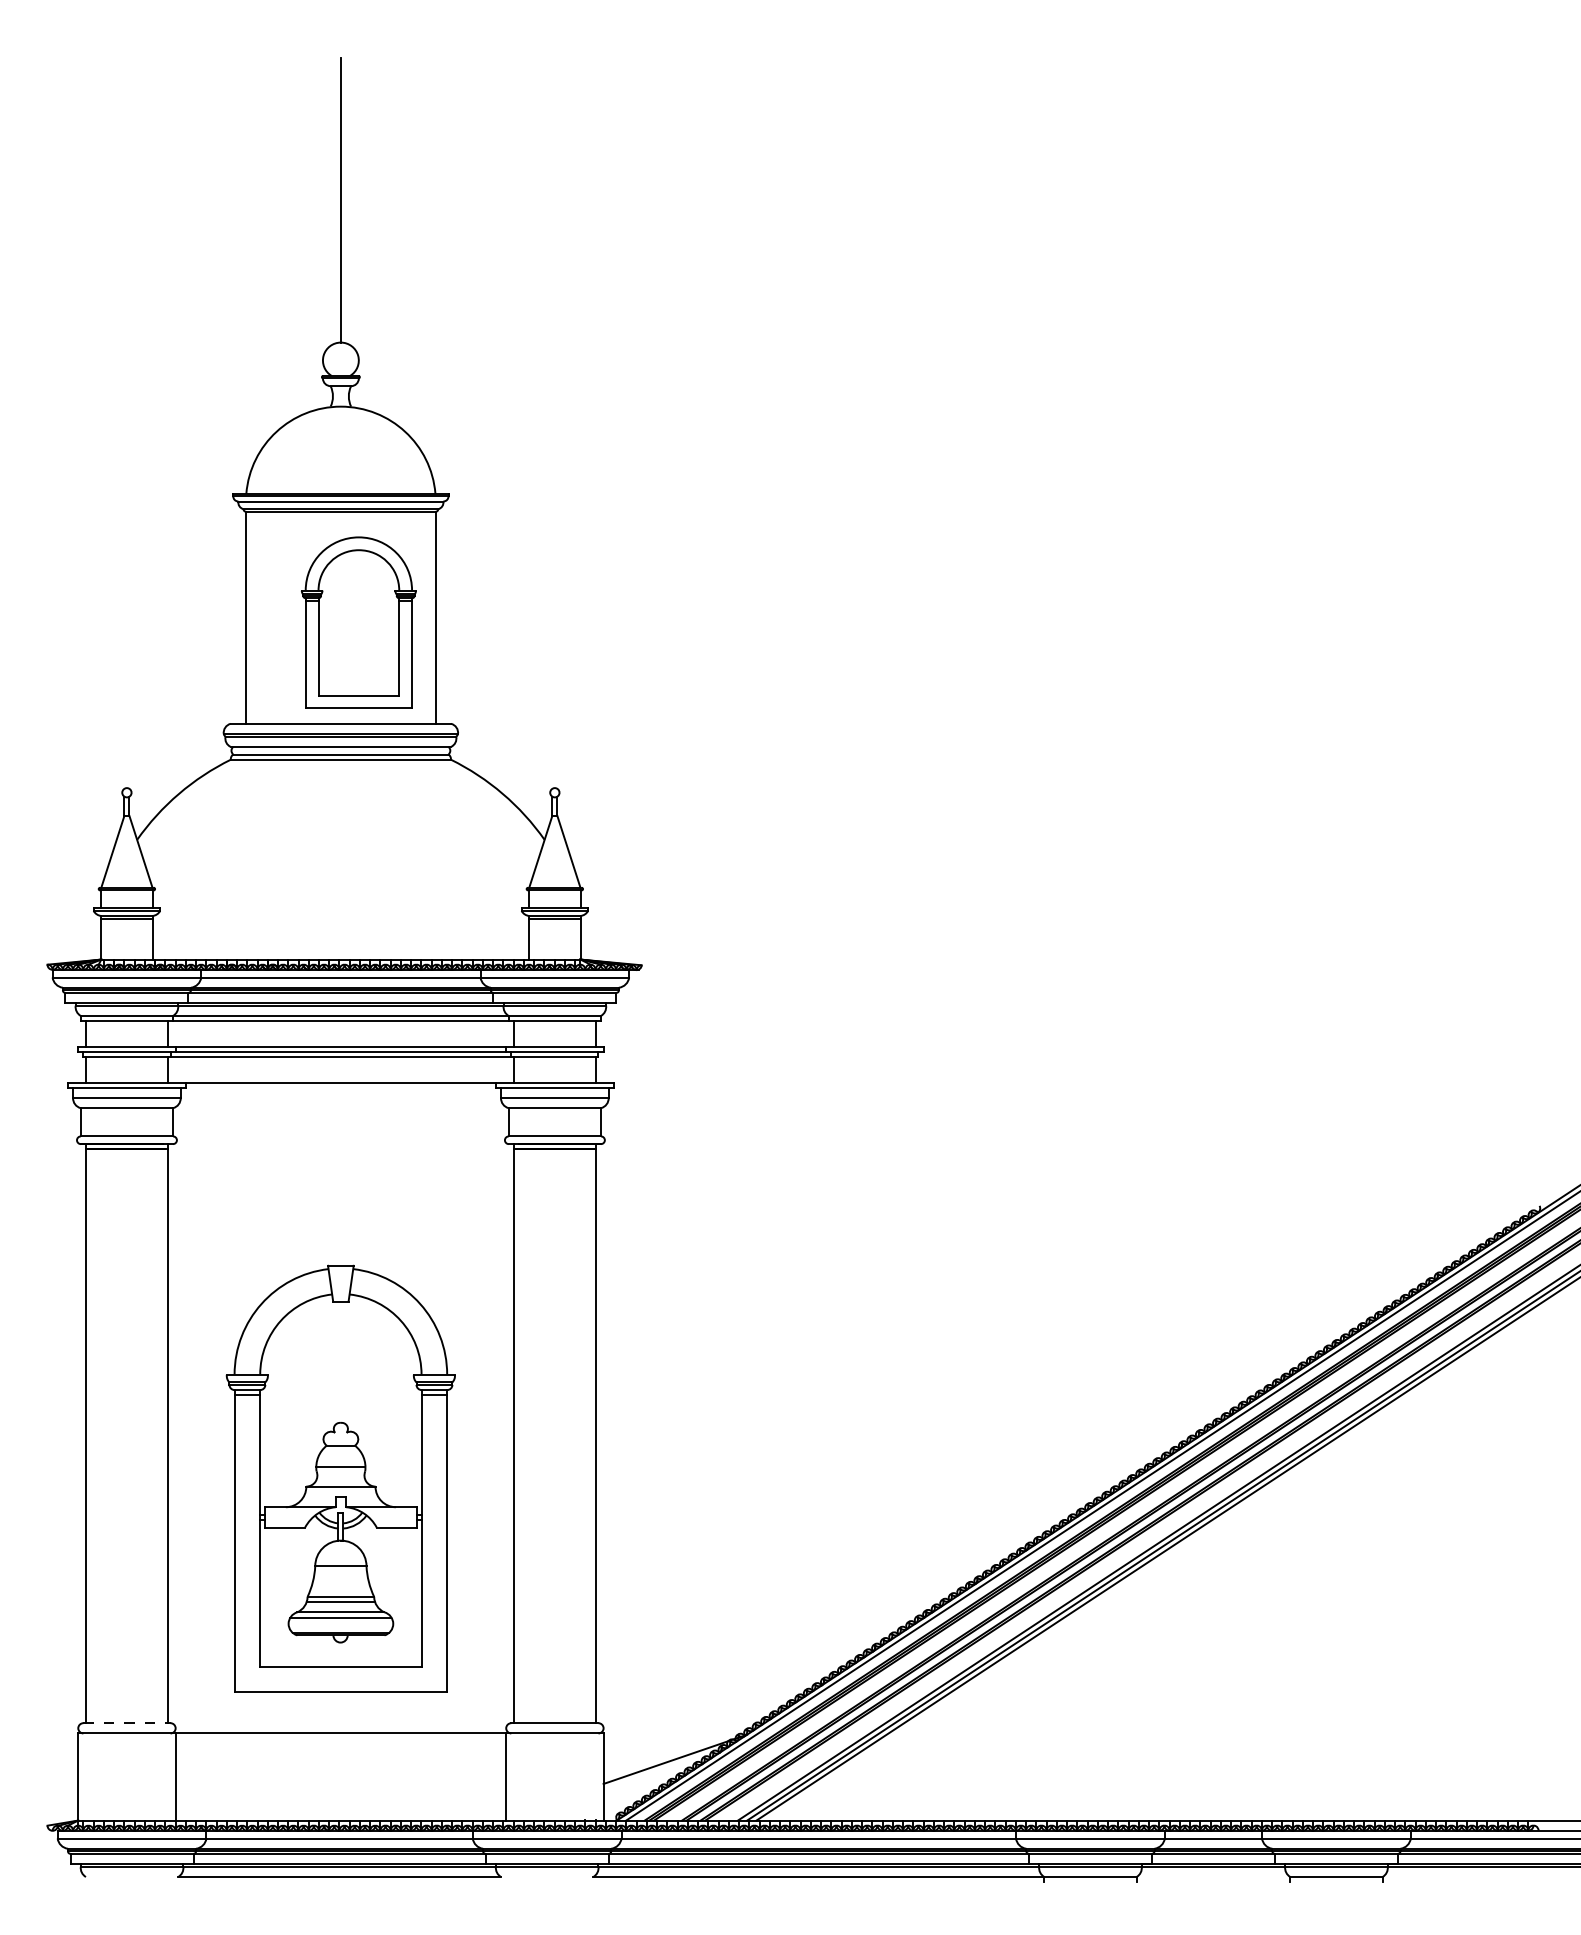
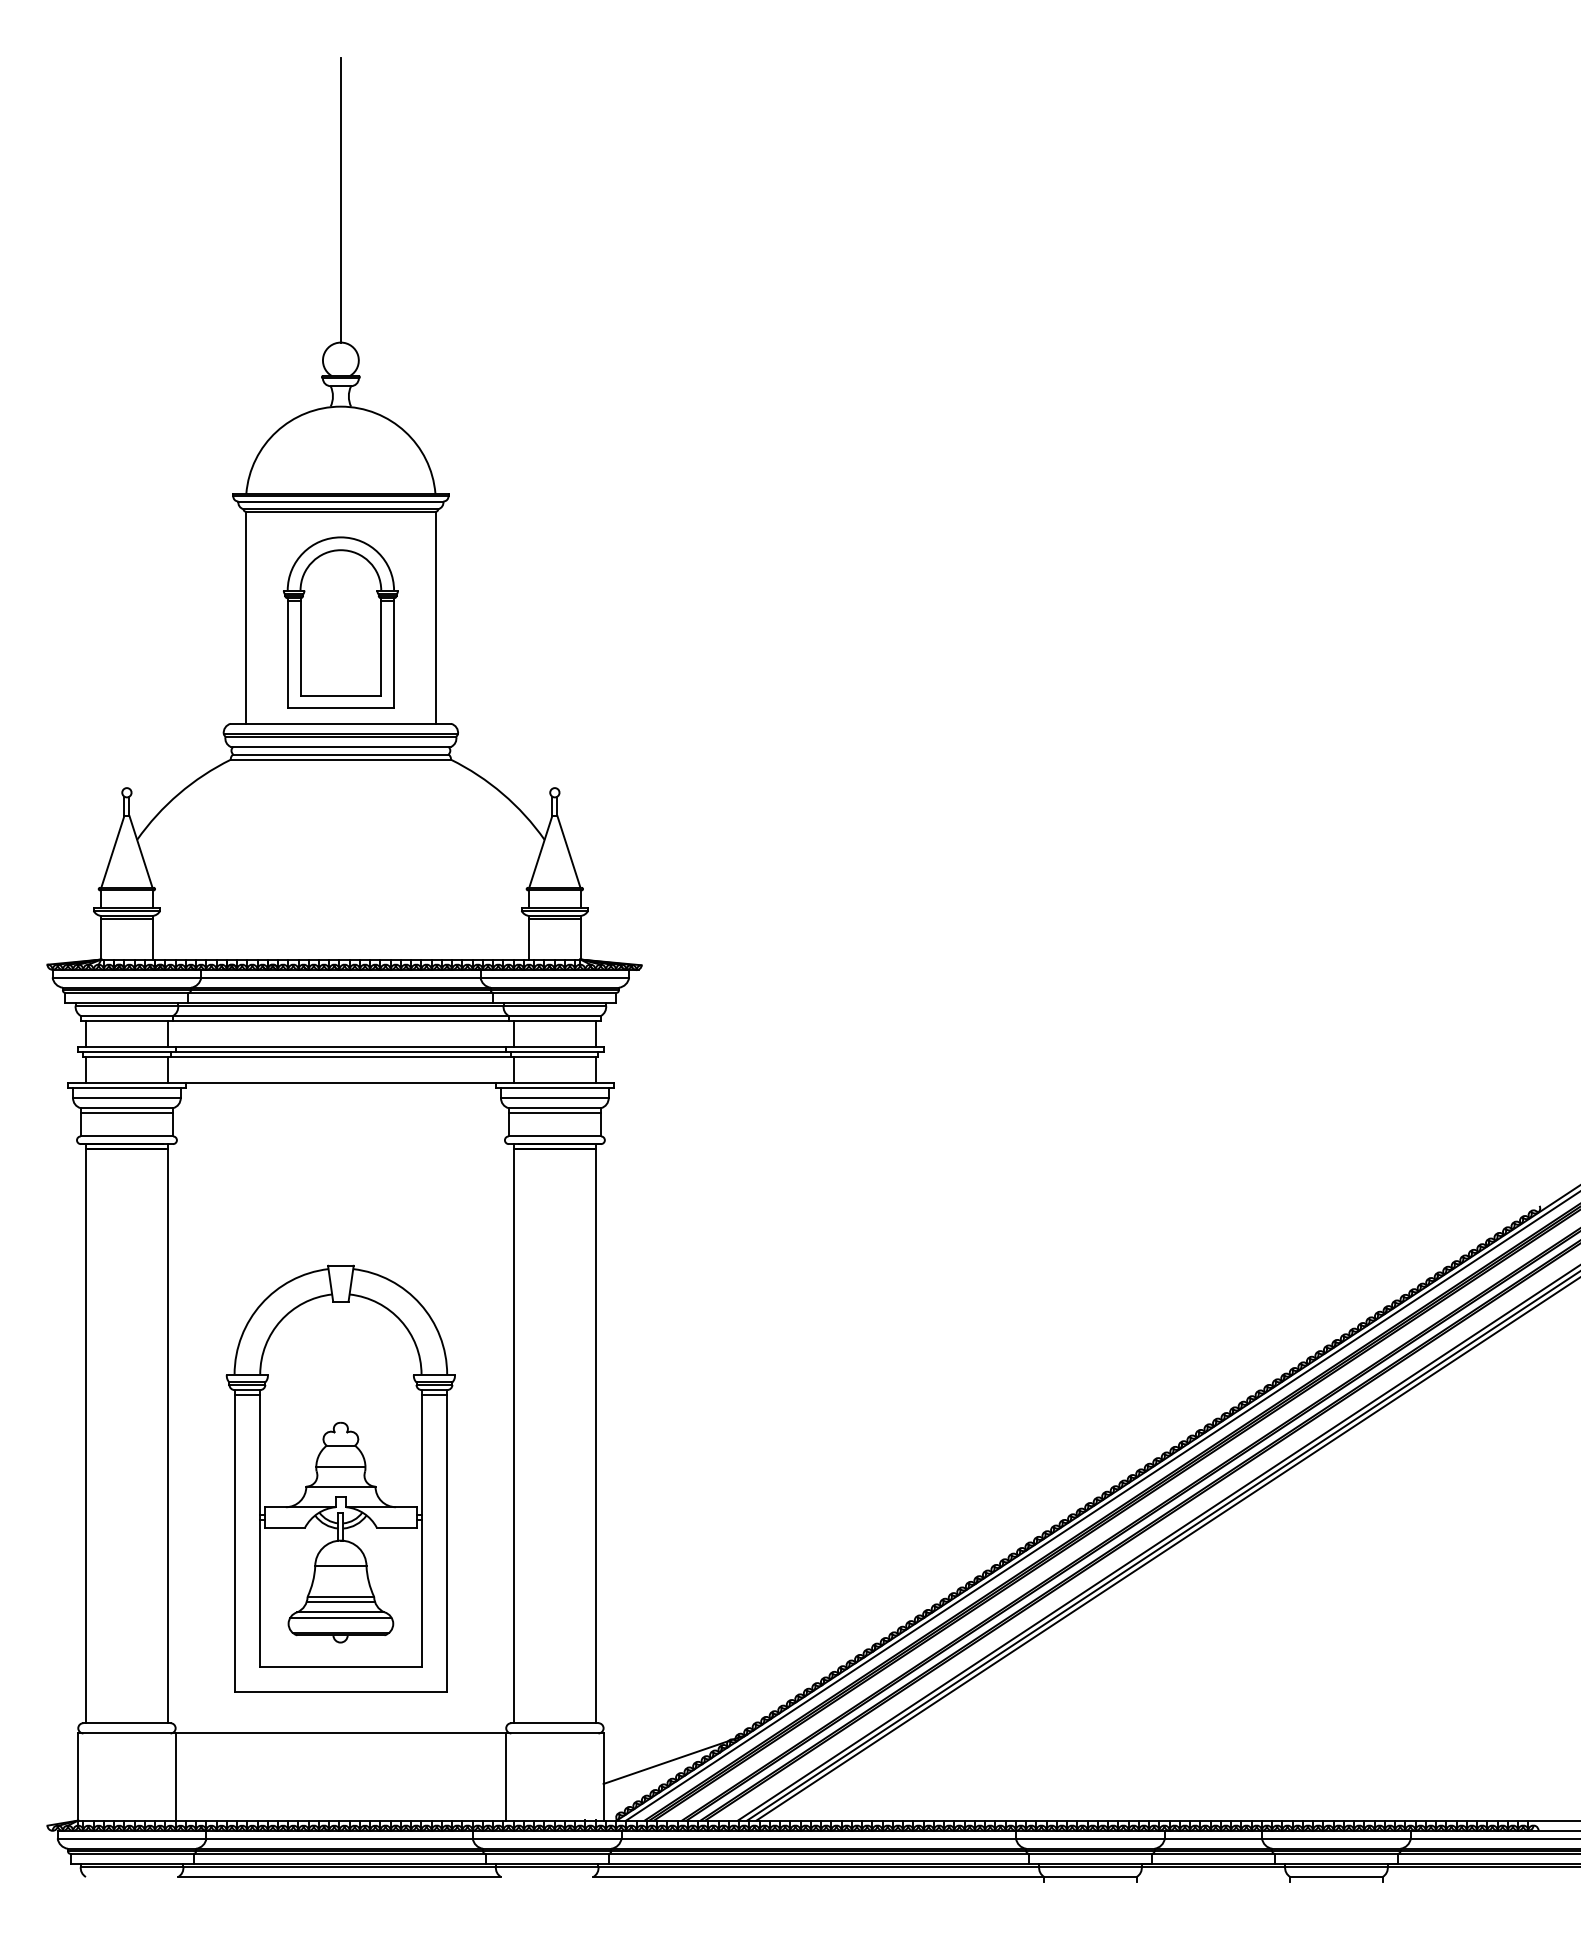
part position: (358, 622) -> (340, 622) (340, 622)
line: none -> present (126, 1113)
line: none -> present (554, 1113)
line: dashed -> solid (126, 1723)
